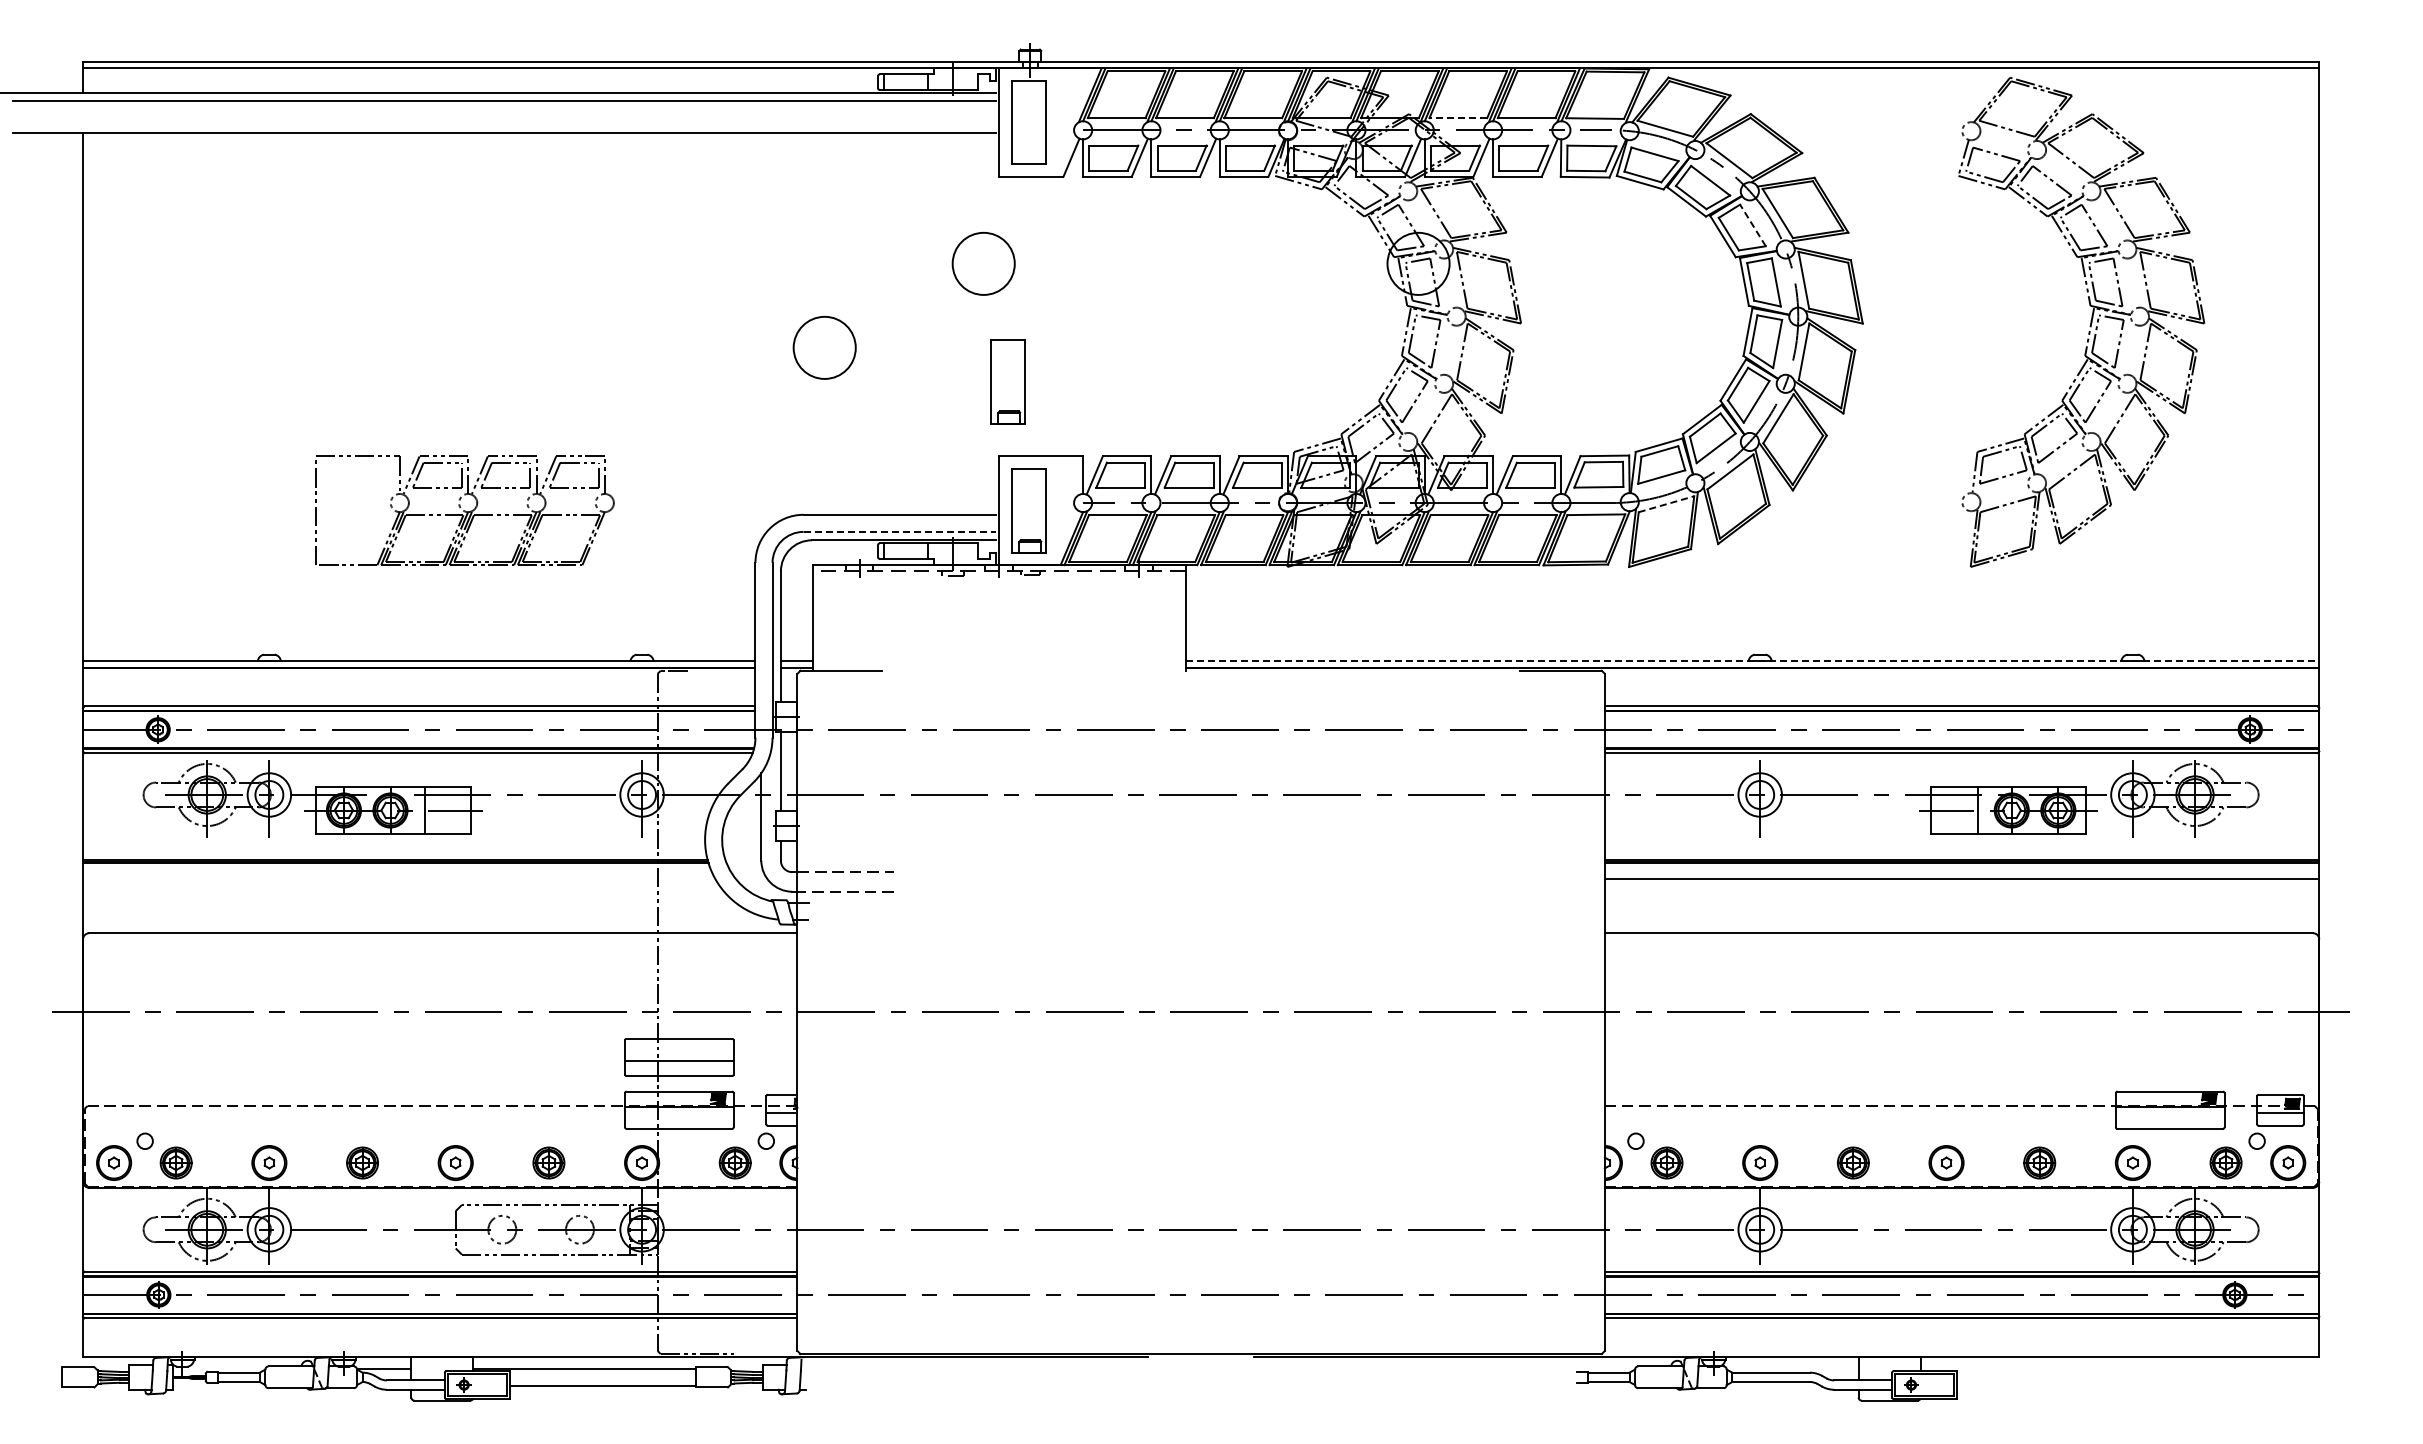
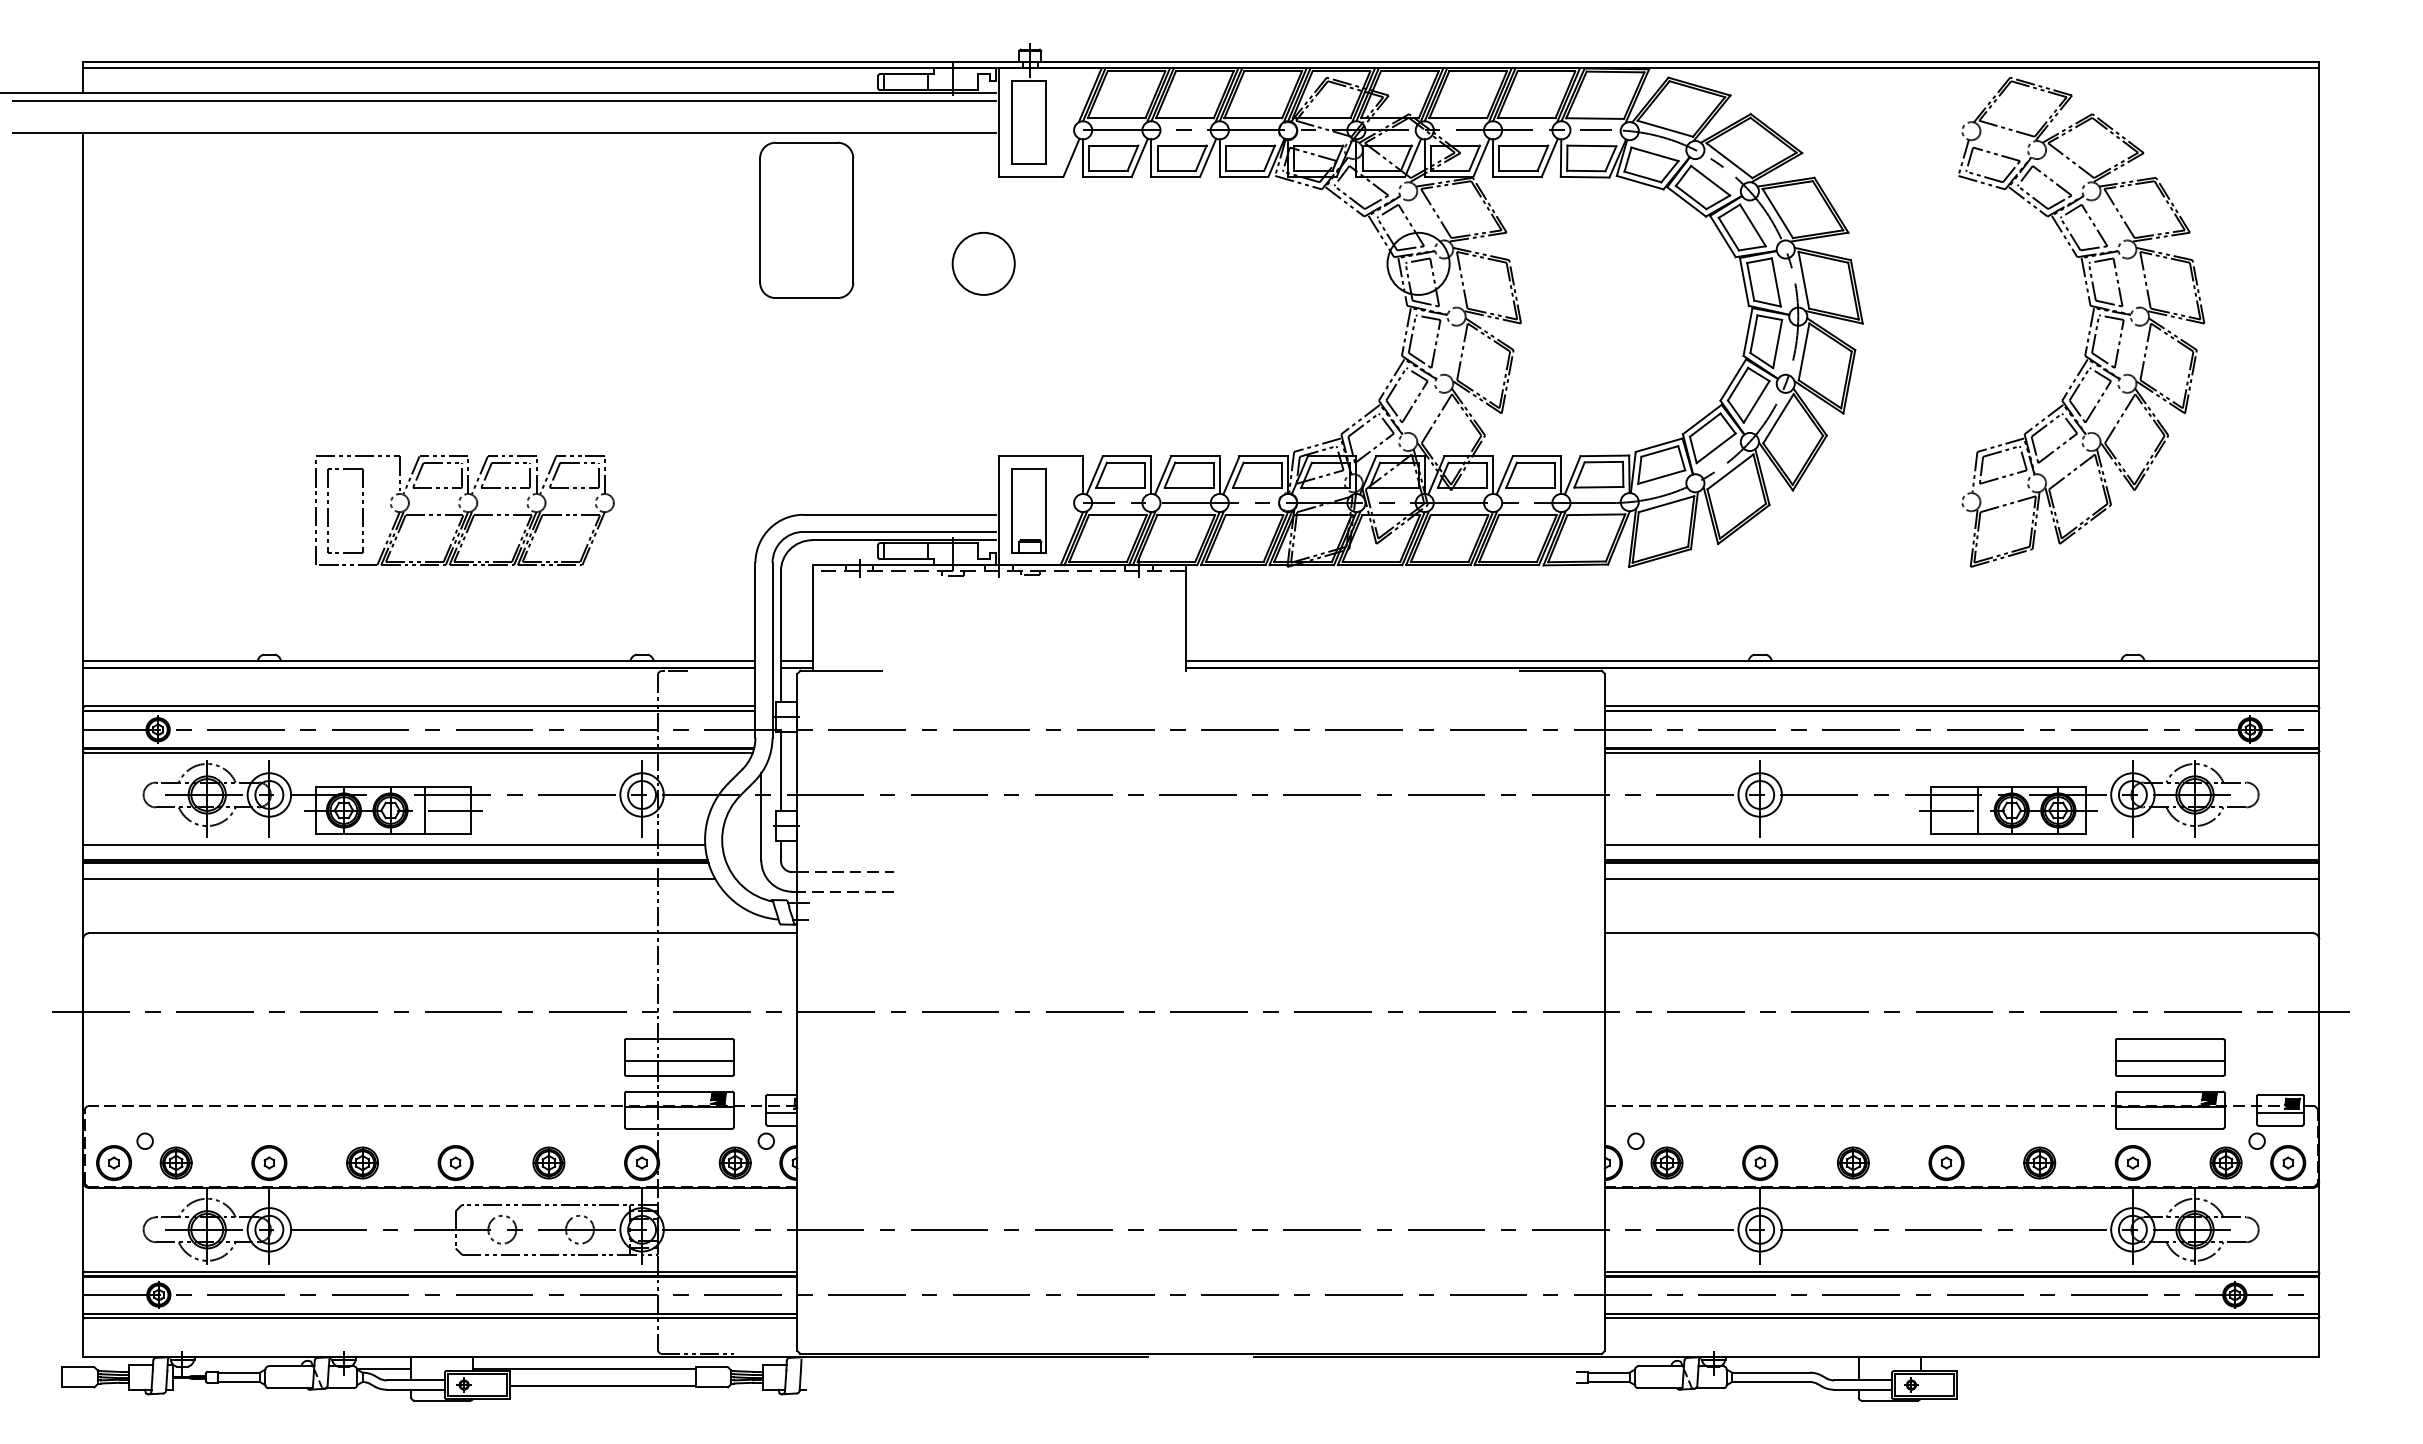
line: dashed -> solid (1458, 118)
part: none -> present (806, 219)
line: dashed -> solid (1752, 225)
circle: present -> none (824, 347)
part: present -> none (1007, 381)
line: dashed -> solid (1666, 504)
part: none -> present (328, 510)
line: dashed -> solid (900, 531)
line: dashed -> solid (1752, 661)
line: none -> present (394, 844)
line: none -> present (1961, 844)
line: none -> present (399, 878)
part: none -> present (2170, 1057)
